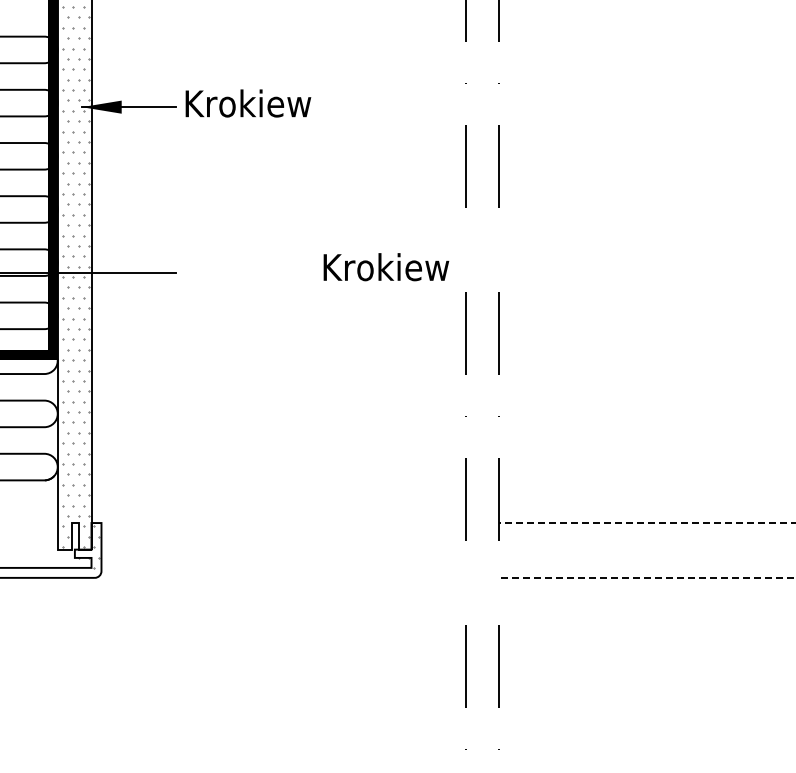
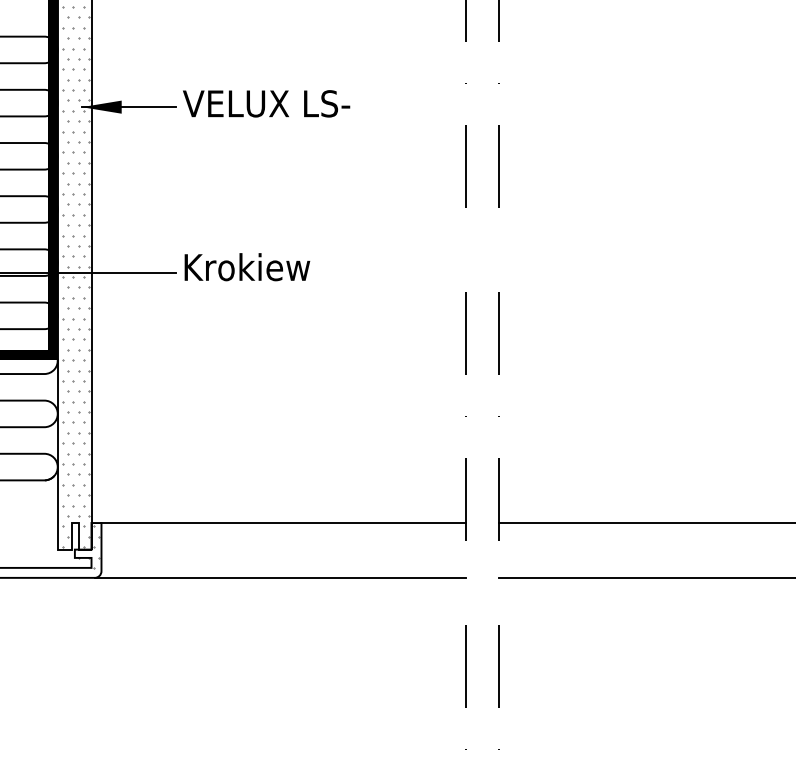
text: Krokiew -> VELUX LS- (266, 103)
text position: (386, 267) -> (247, 267) (247, 267)
line: none -> present (283, 523)
line: dashed -> solid (647, 523)
line: none -> present (280, 577)
line: dashed -> solid (647, 577)
